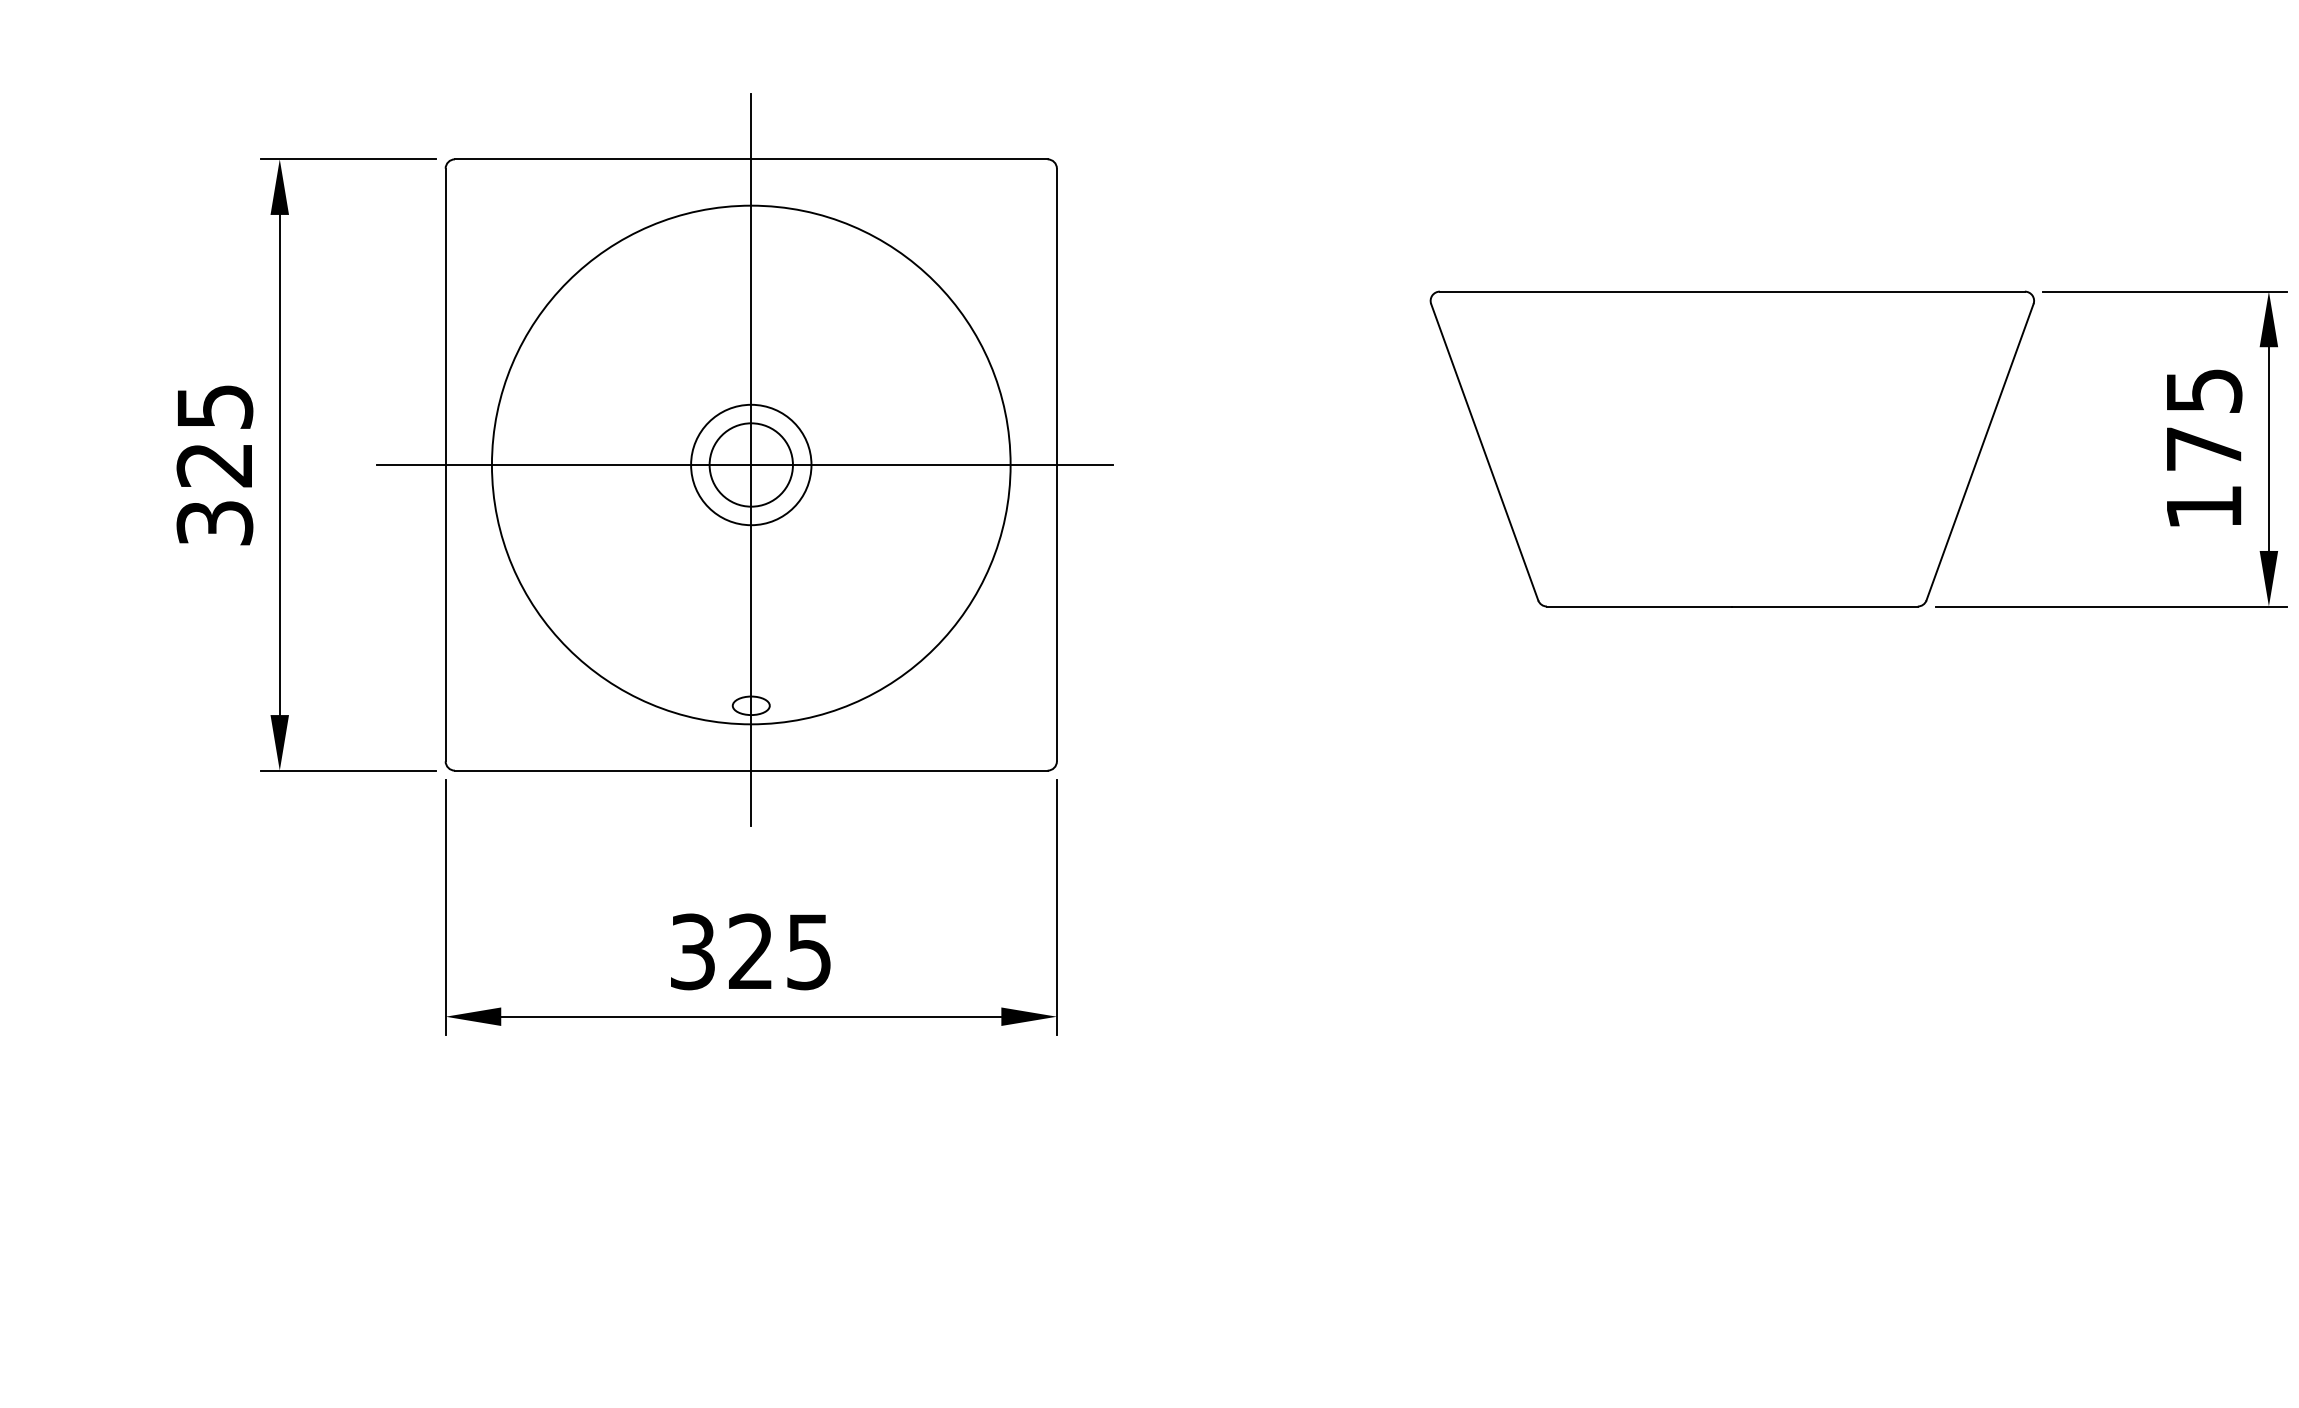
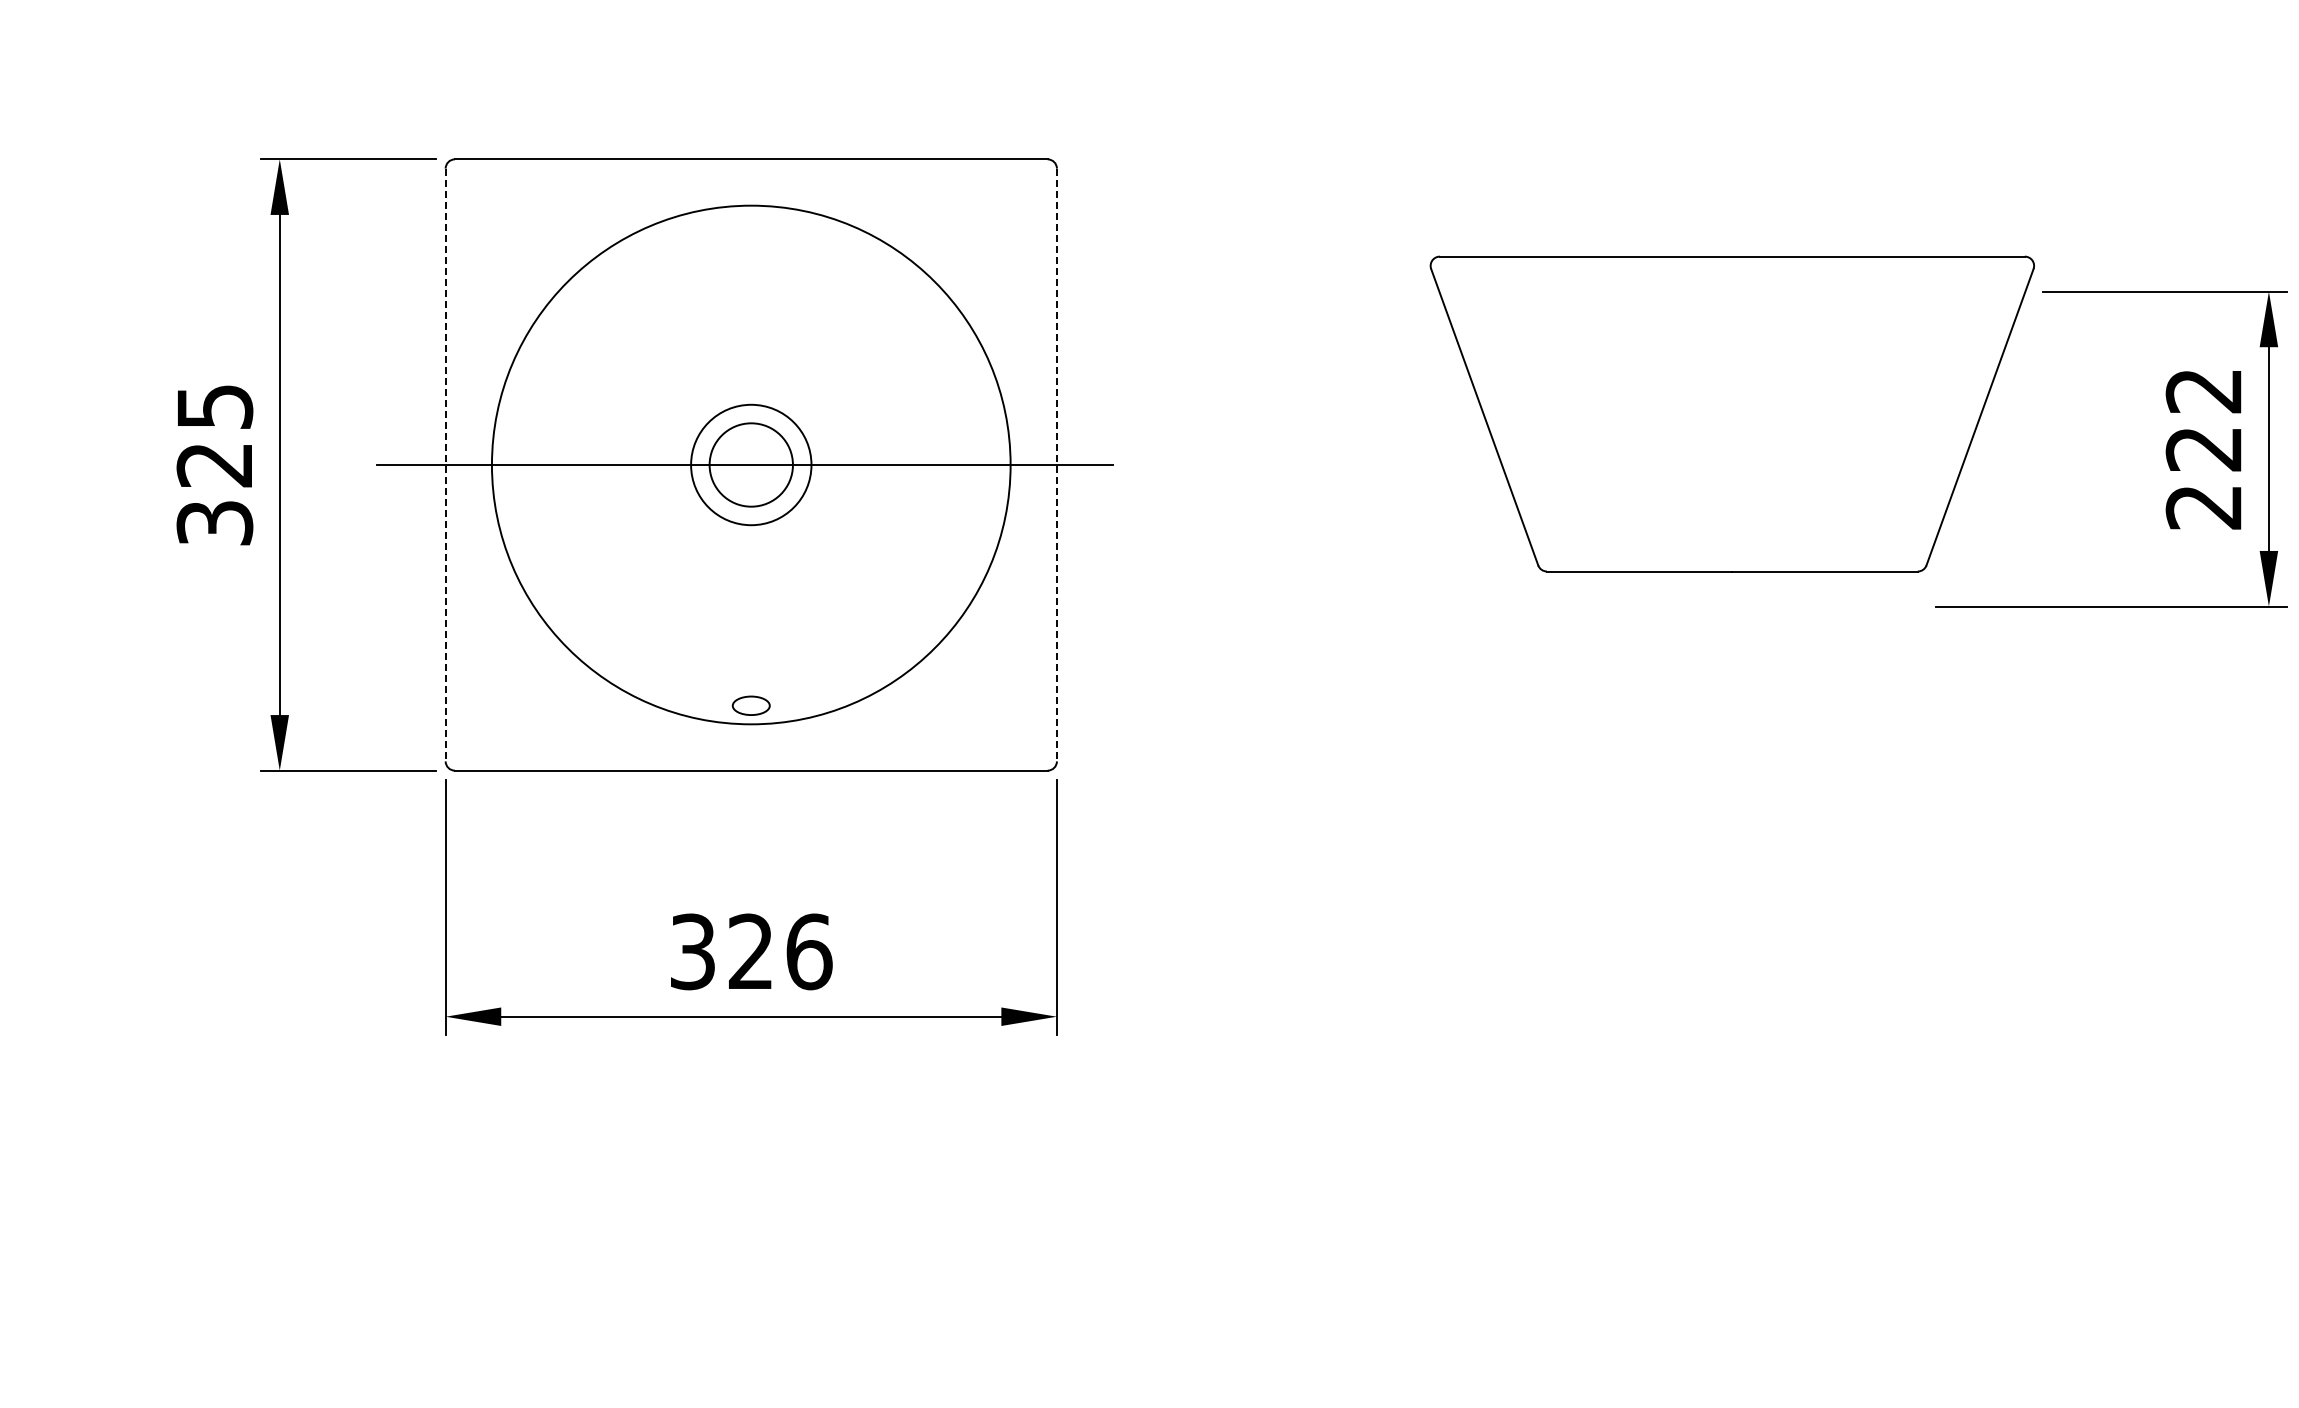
part position: (1731, 448) -> (1731, 413) (1731, 413)
text: 175 -> 222 (2203, 449)
line: present -> none (751, 460)
line: solid -> dashed (445, 465)
line: solid -> dashed (1056, 465)
text: 325 -> 326 (809, 951)
